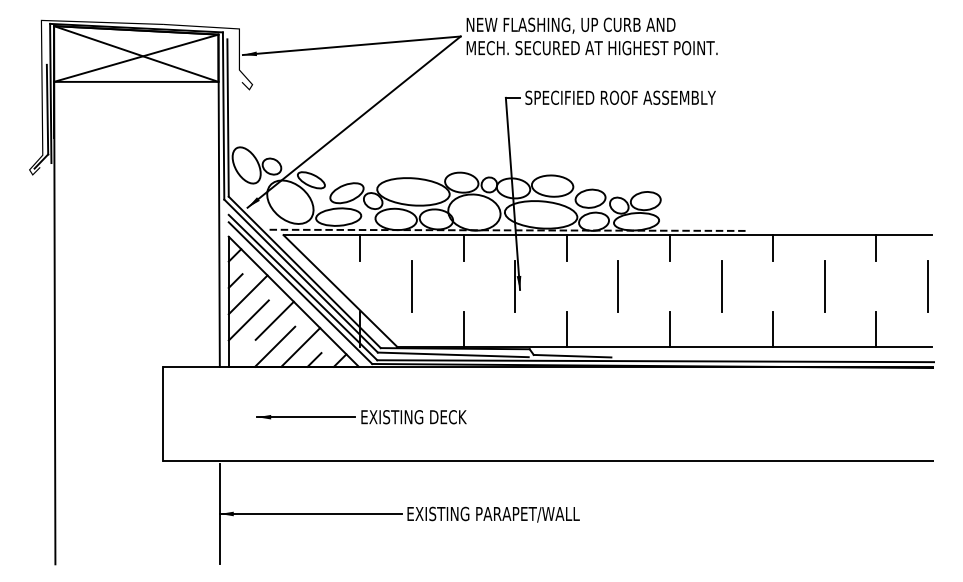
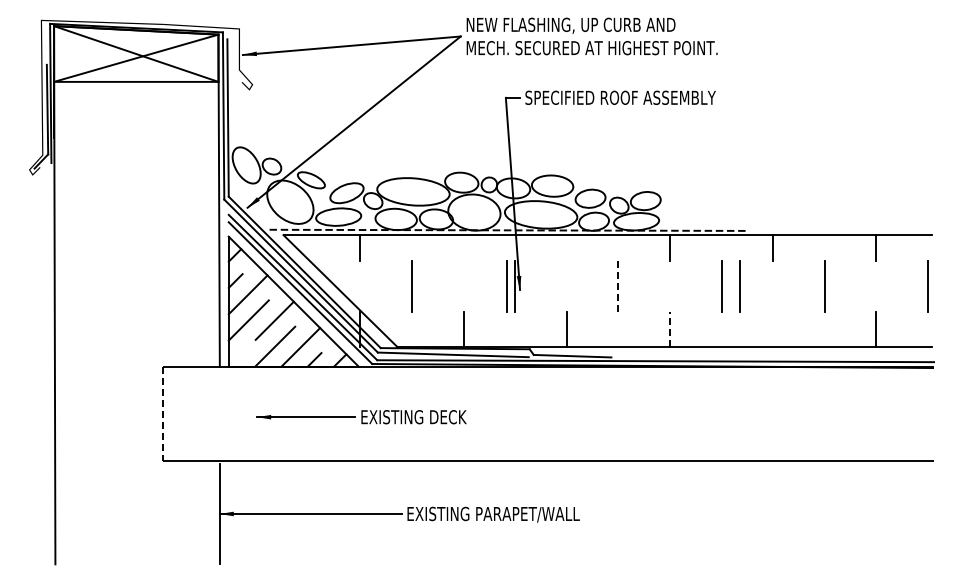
line: present -> none (463, 247)
line: present -> none (566, 247)
line: none -> present (506, 286)
line: solid -> dashed (618, 286)
line: none -> present (739, 286)
line: solid -> dashed (669, 328)
line: present -> none (773, 329)
line: solid -> dashed (162, 414)
